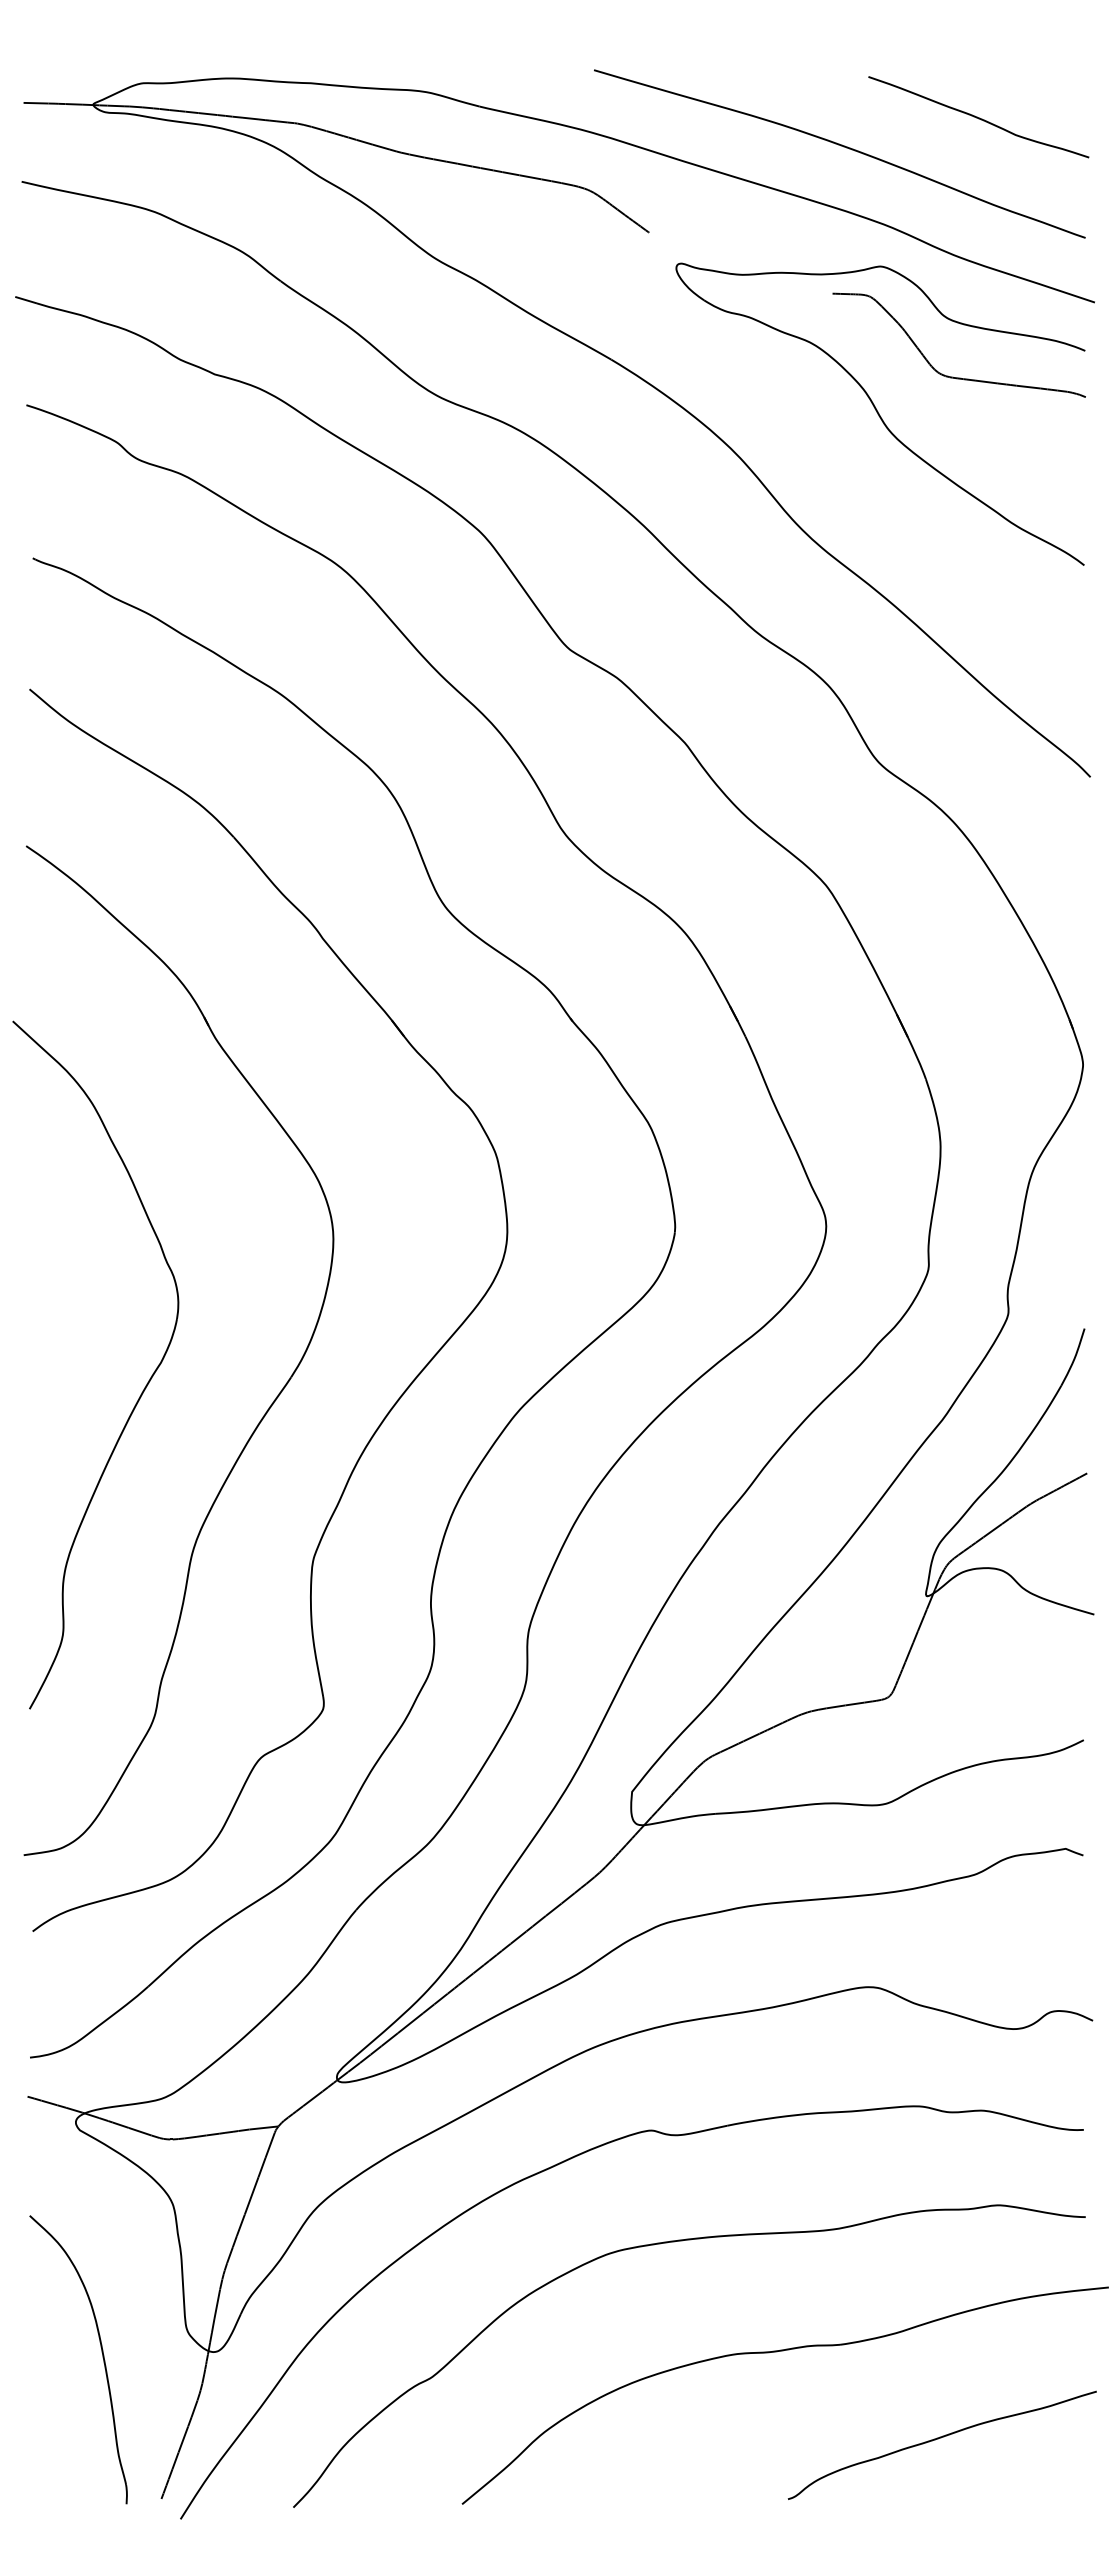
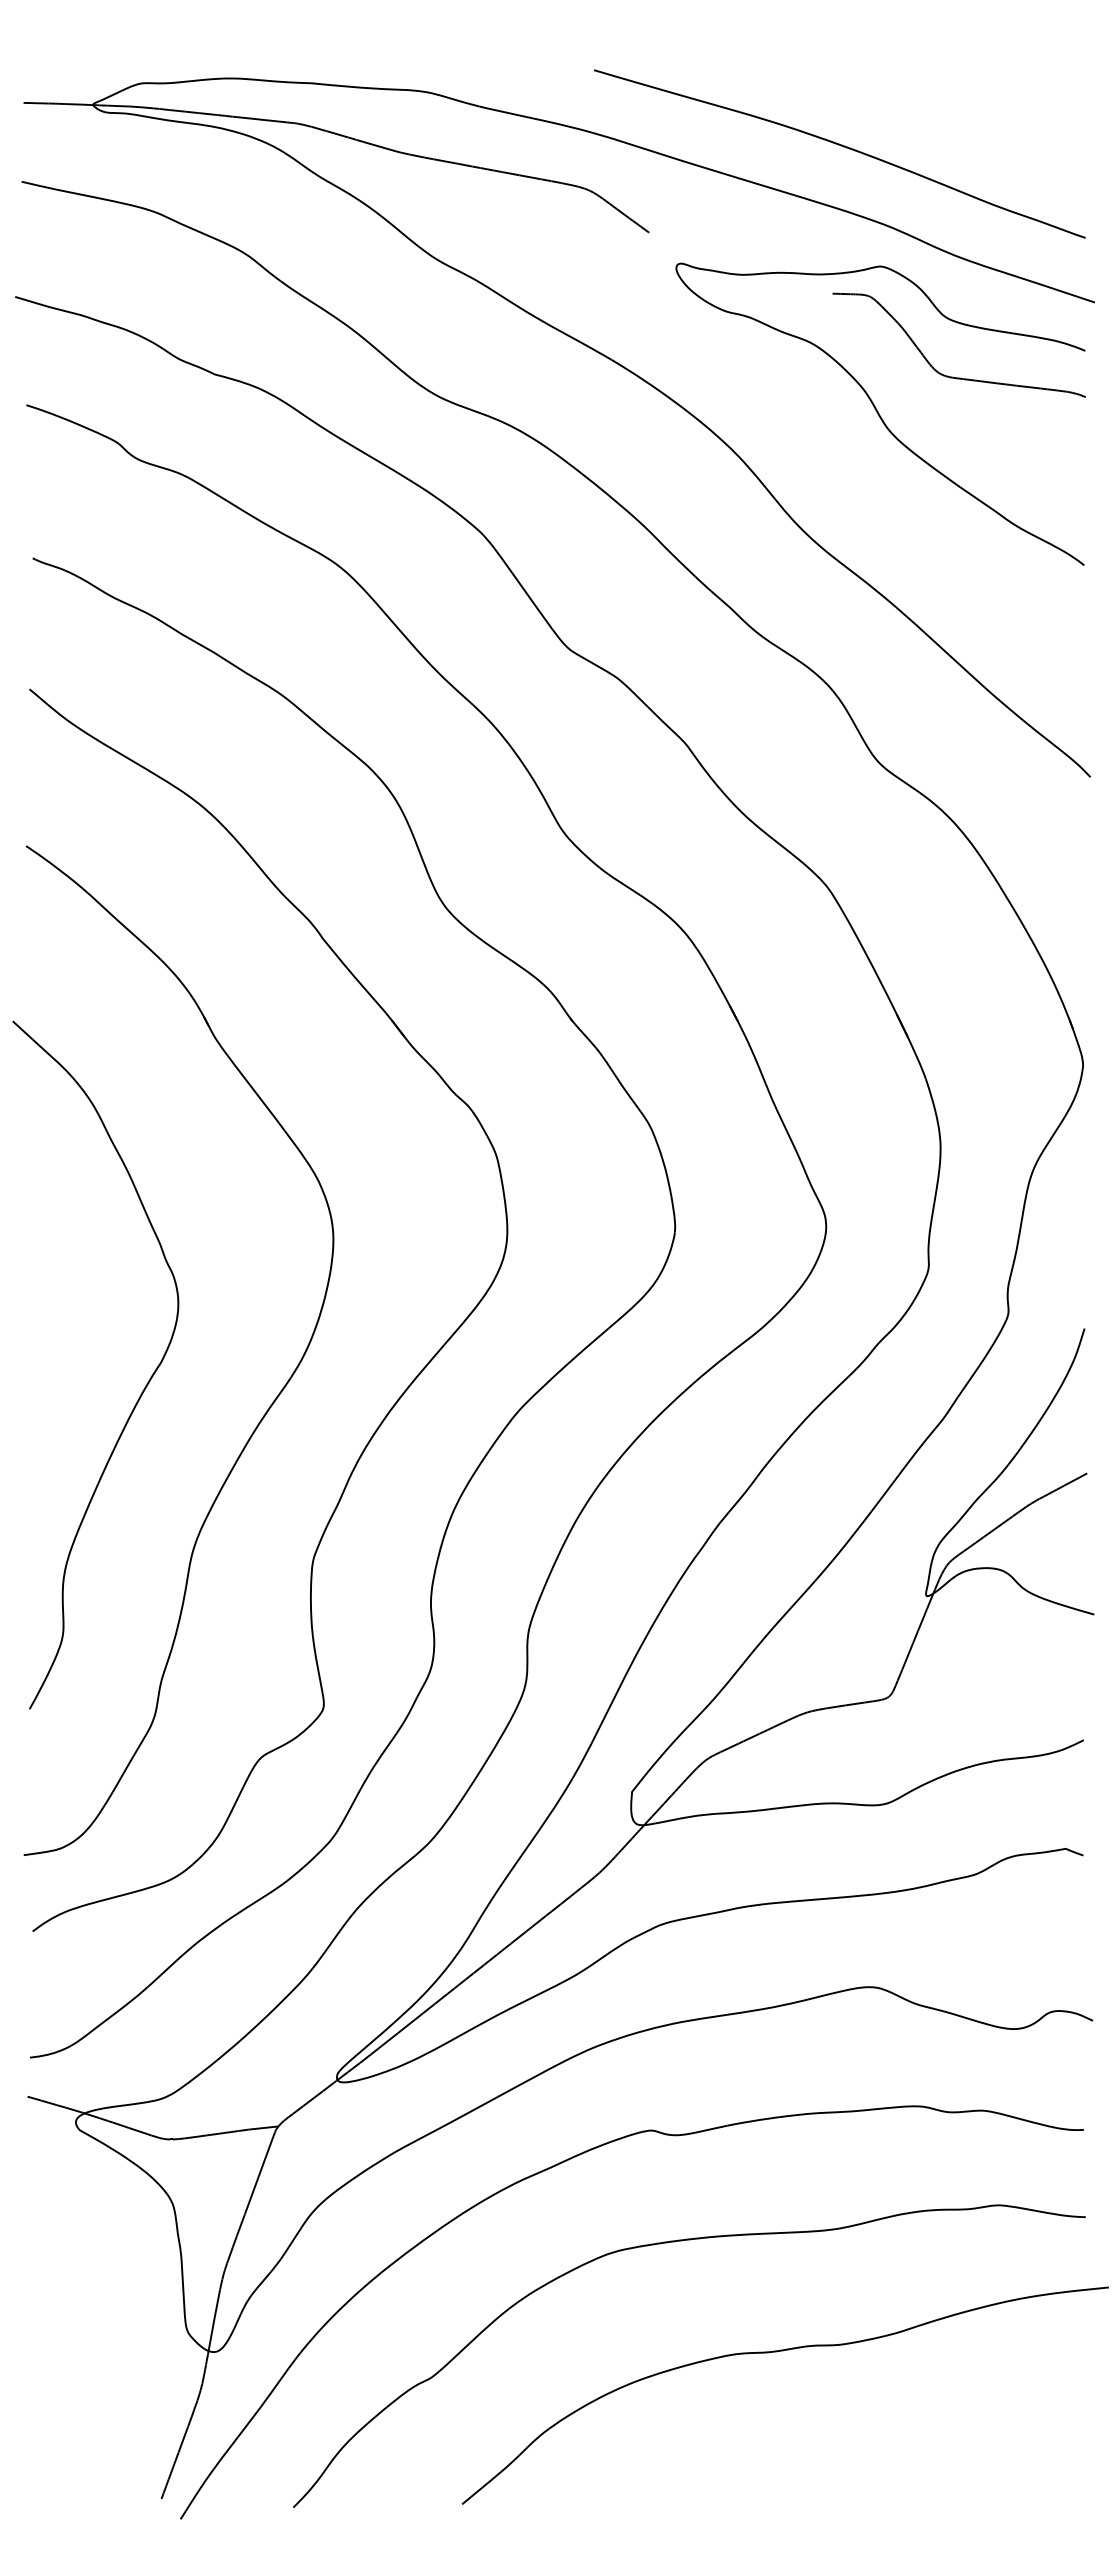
curve: present -> none (978, 117)
part: present -> none (101, 2352)
curve: present -> none (941, 2438)
